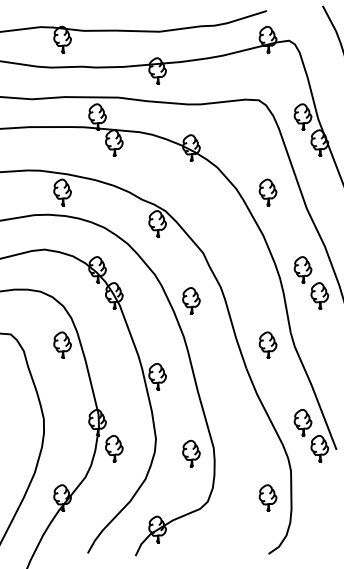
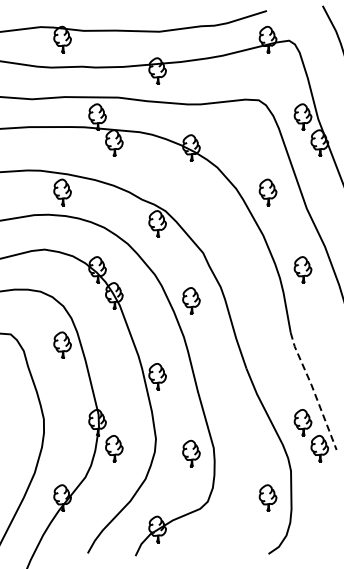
part: present -> none (319, 295)
part: present -> none (267, 344)
line: solid -> dashed (313, 390)
